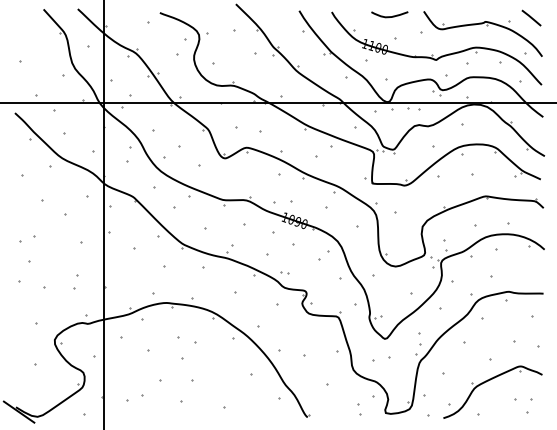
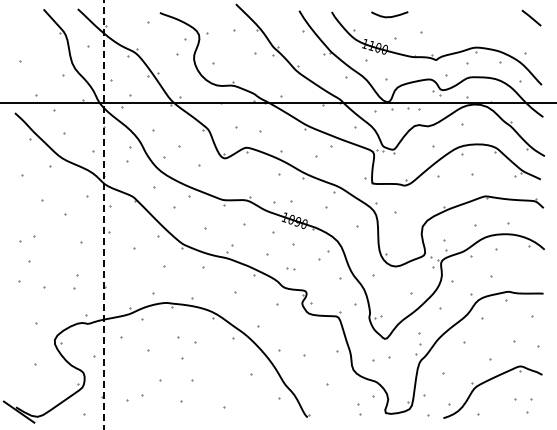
part: present -> none (487, 26)
line: solid -> dashed (103, 214)
part position: (284, 272) -> (290, 268) (290, 268)
